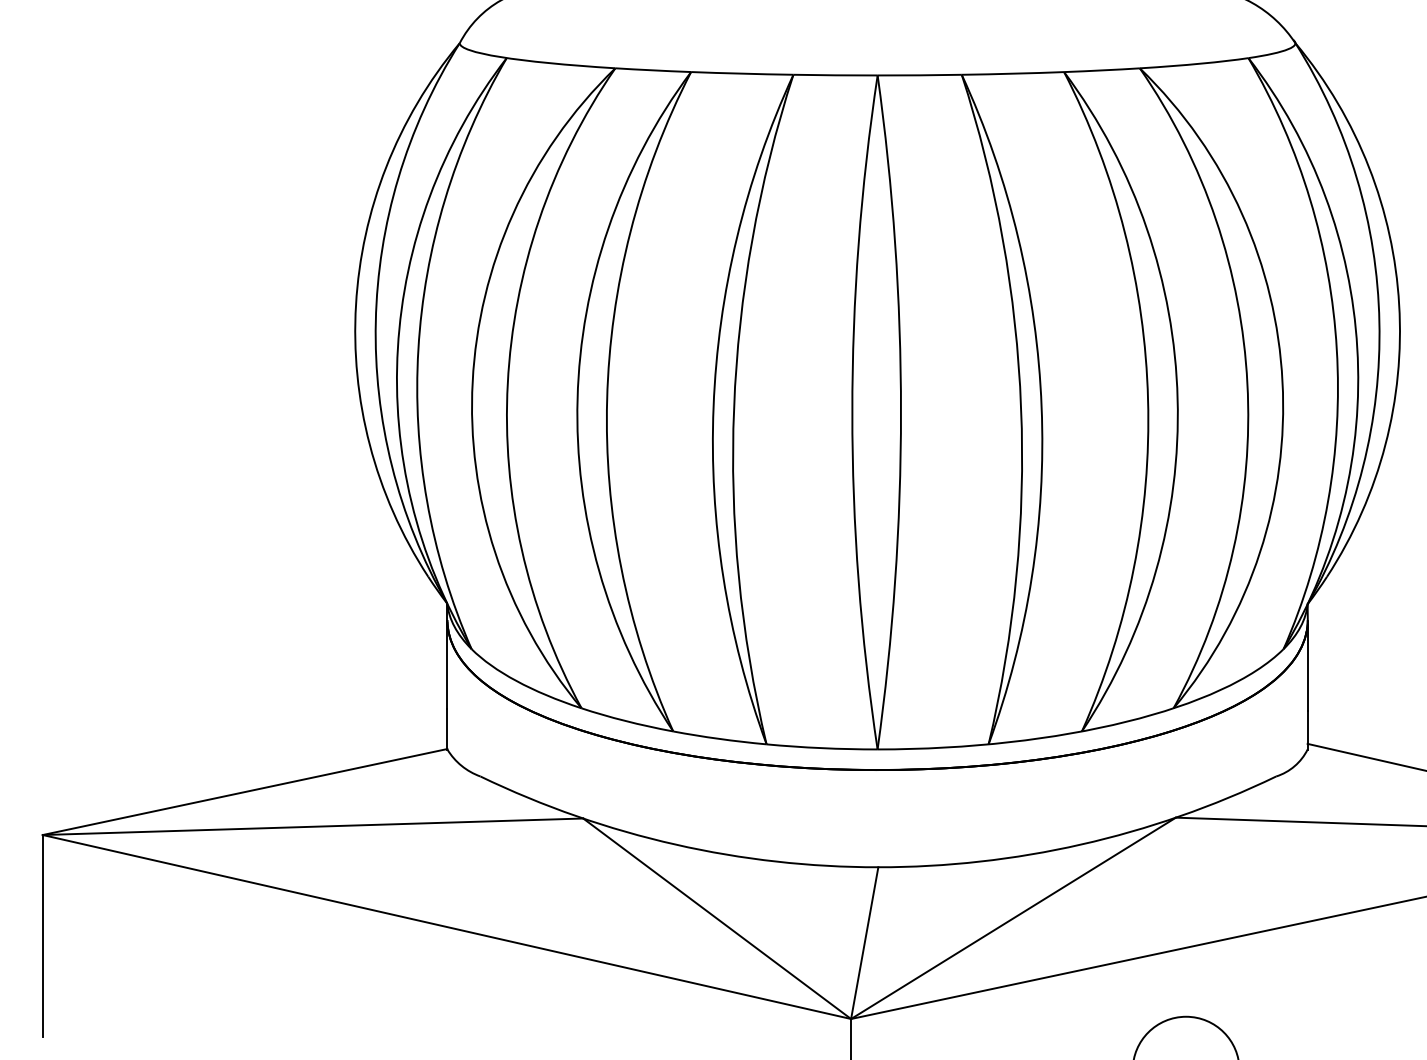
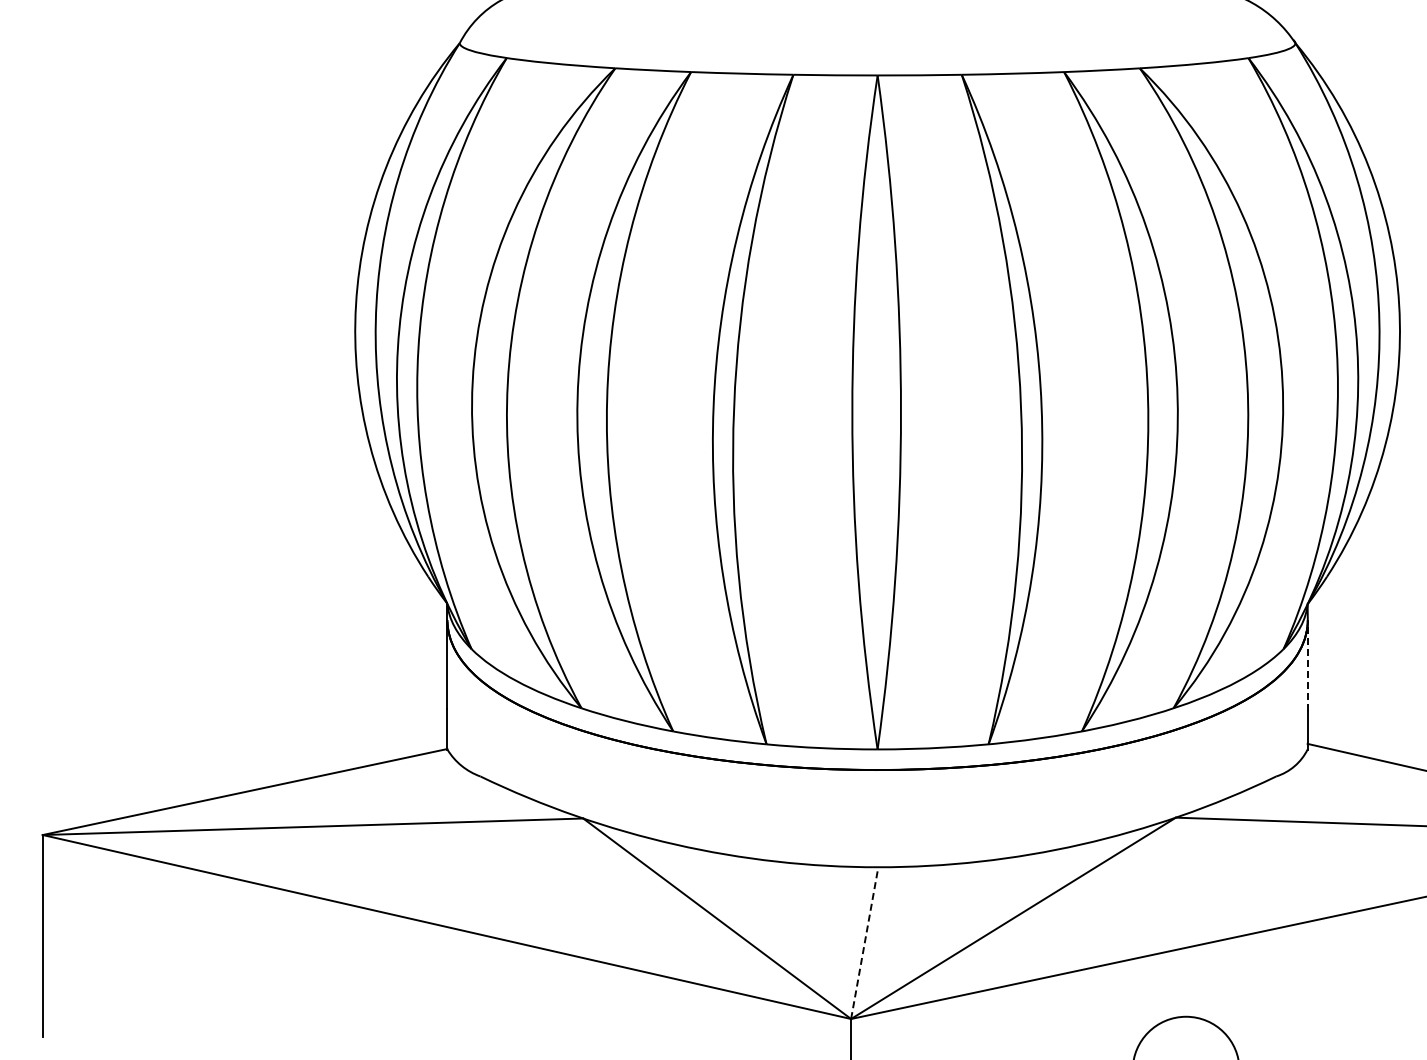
line: solid -> dashed (1307, 667)
line: solid -> dashed (864, 942)
